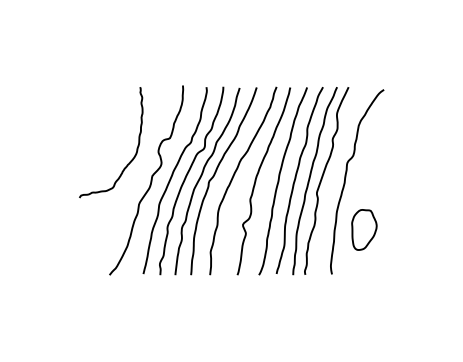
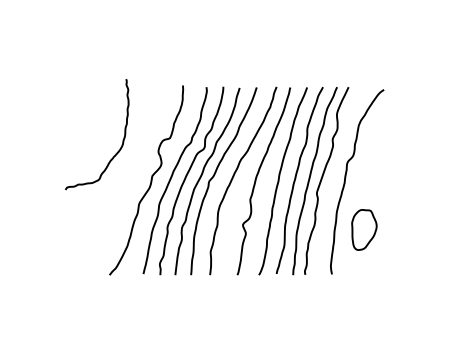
curve position: (136, 148) -> (122, 140) (122, 140)
